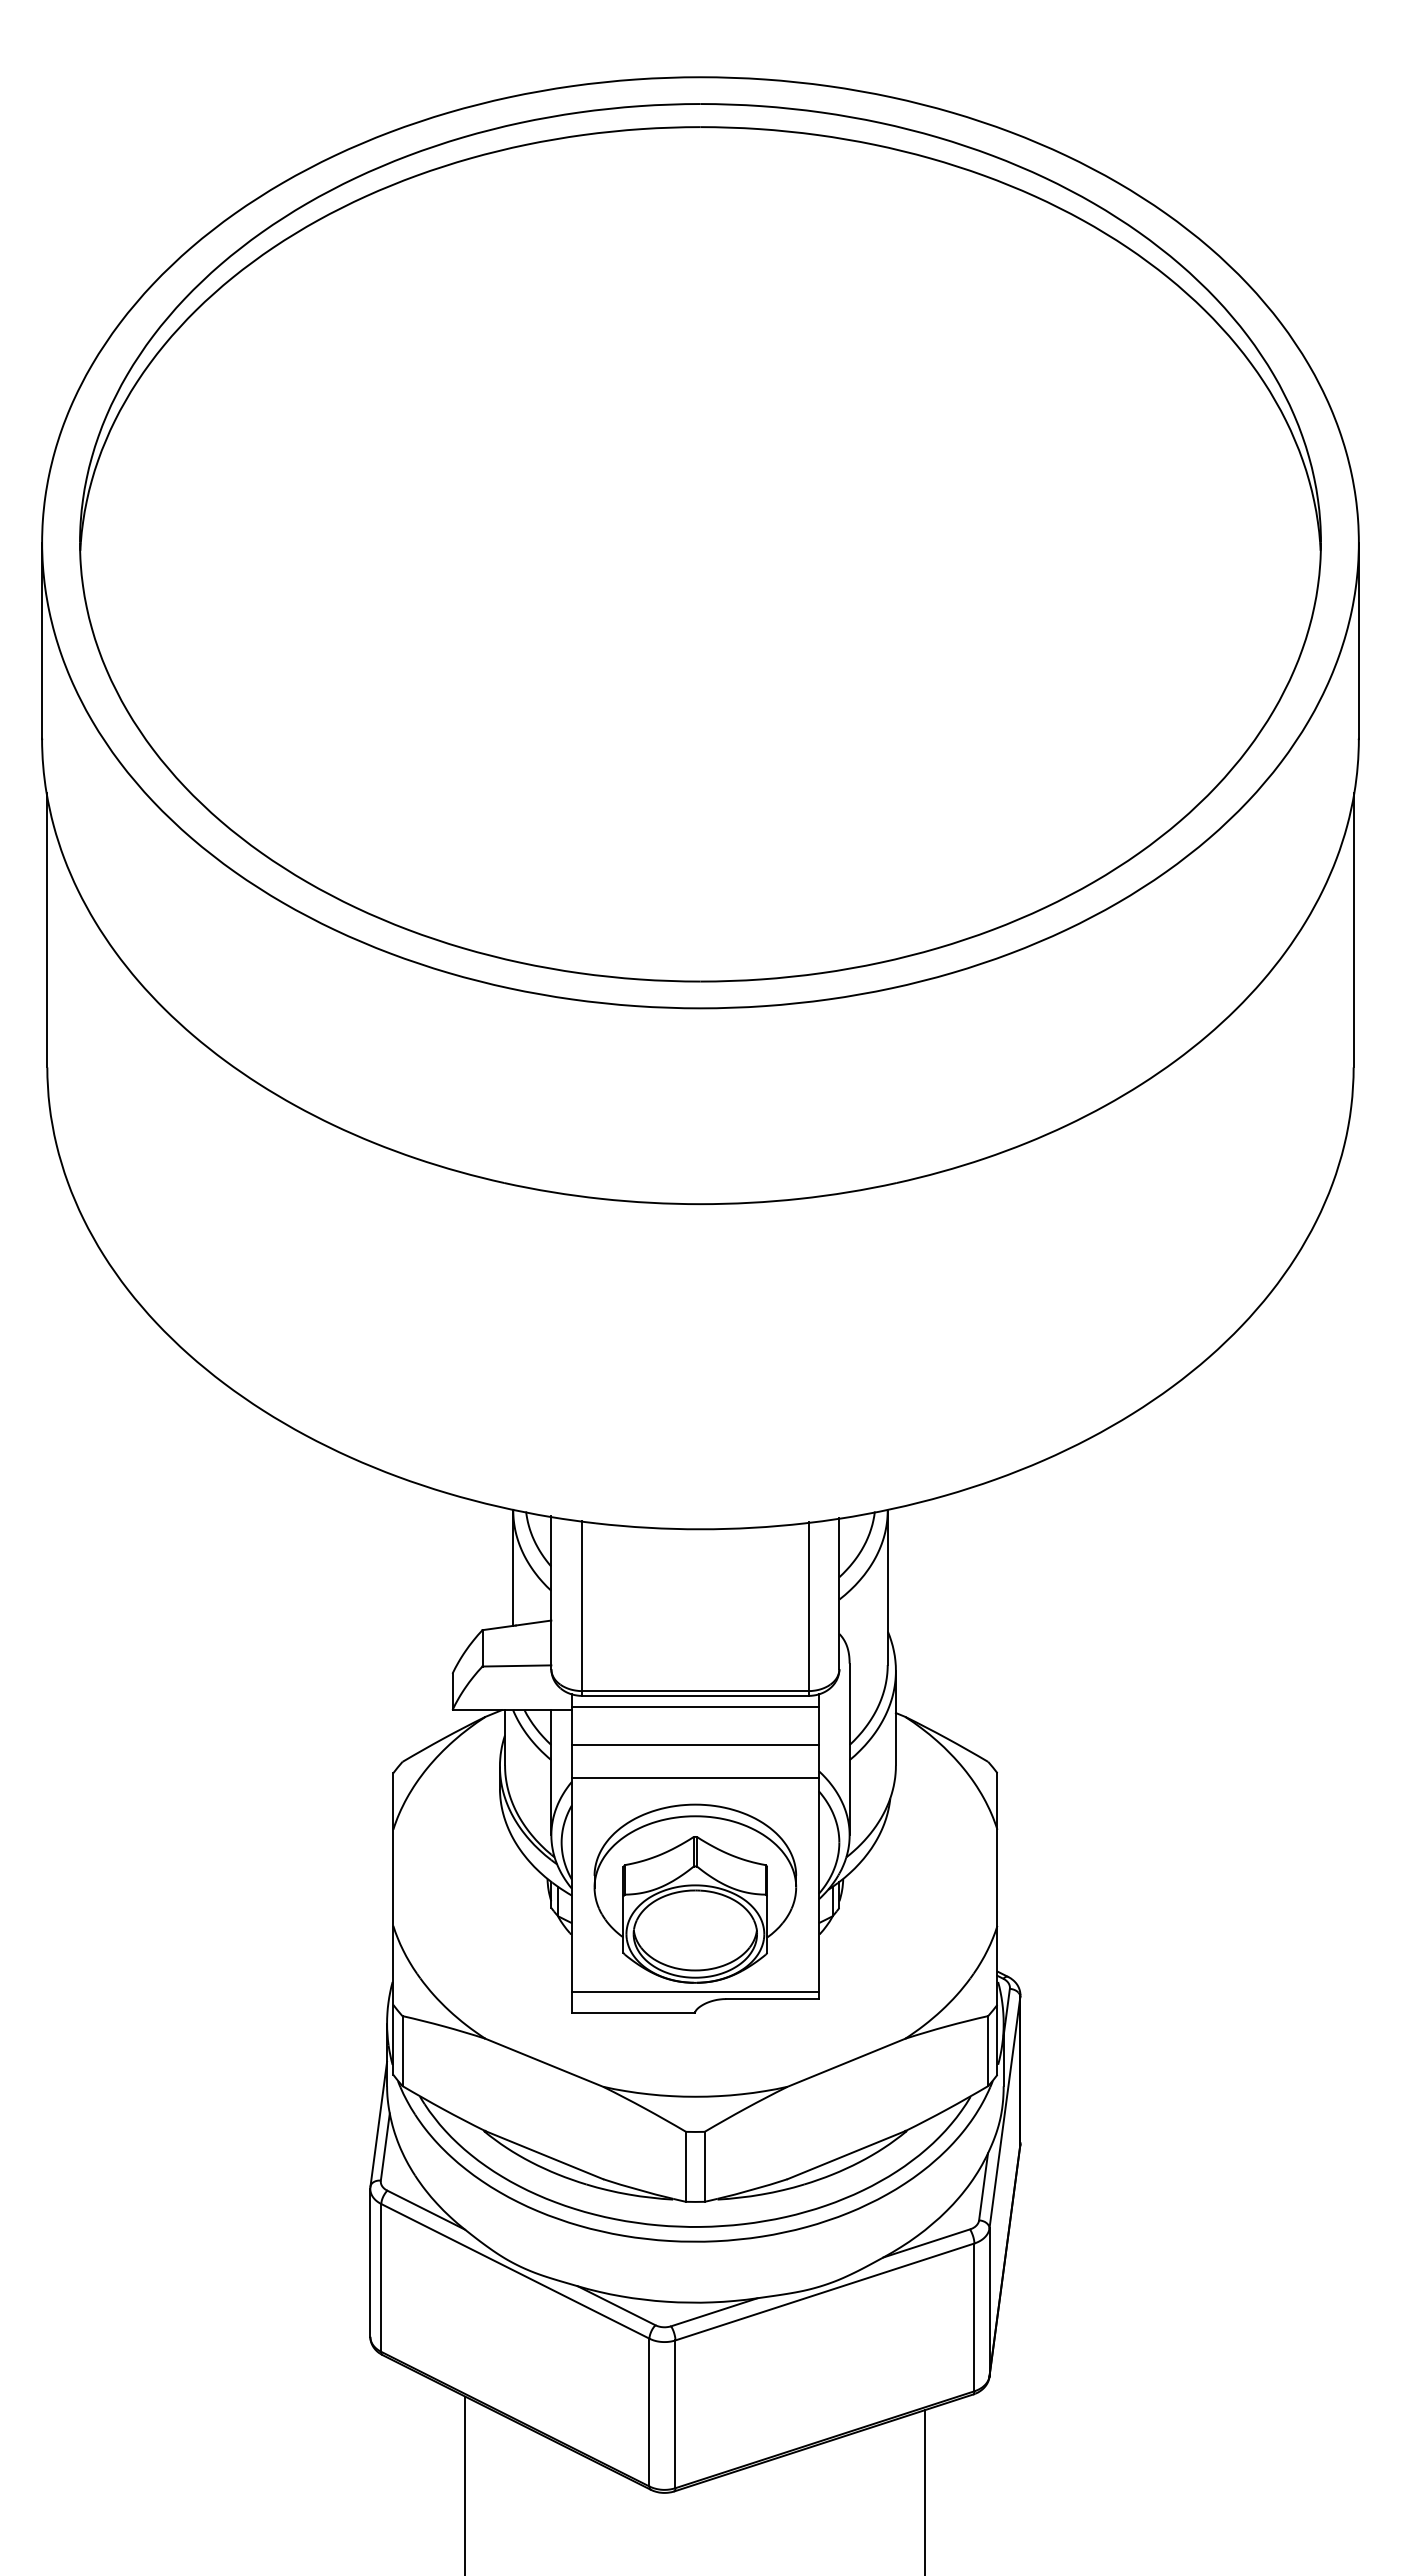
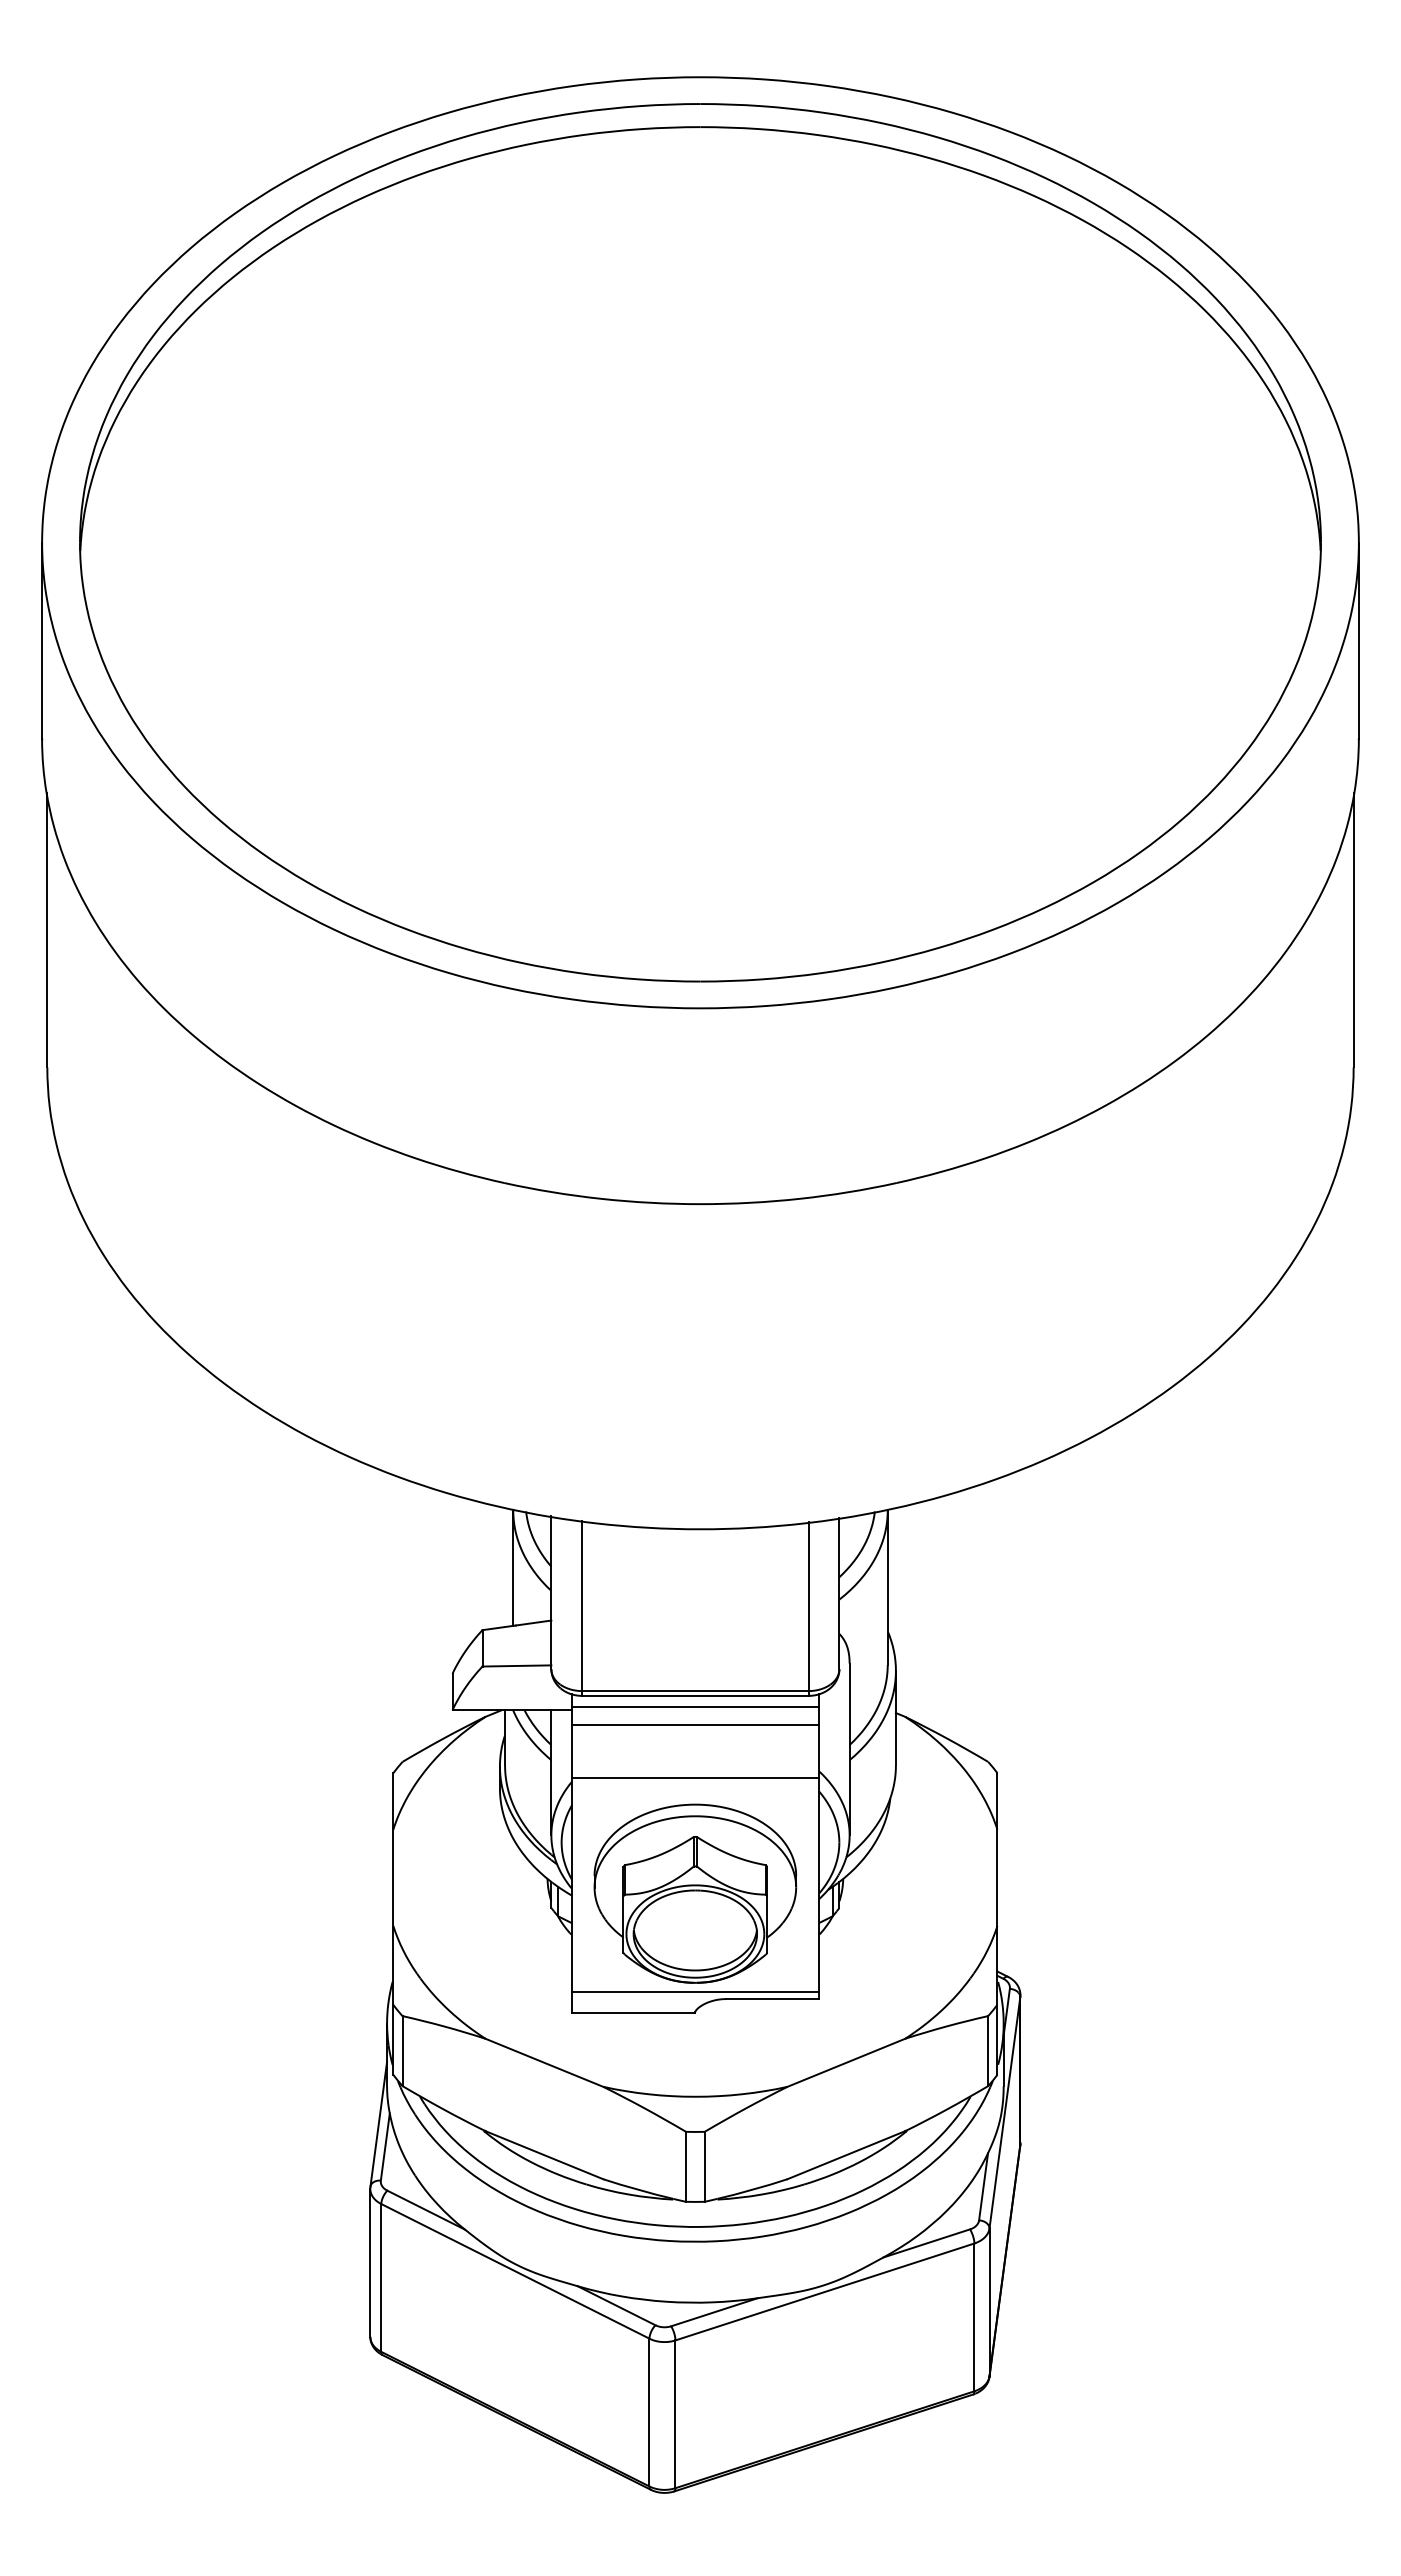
line position: (694, 1745) -> (694, 1725) (694, 1725)
line: present -> none (465, 2484)
line: present -> none (925, 2491)
